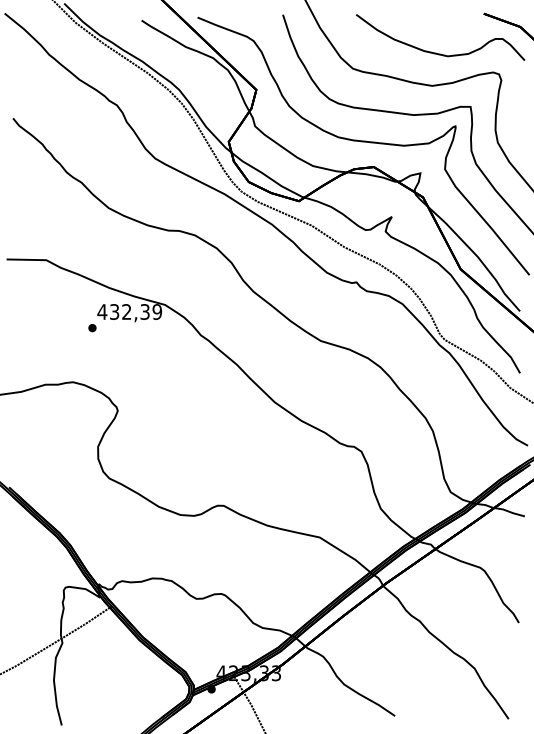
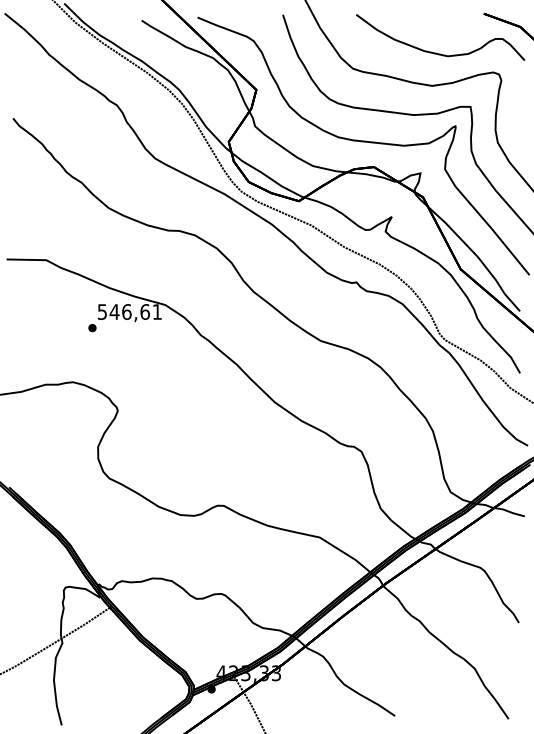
text: 432,39 -> 546,61 (129, 311)
